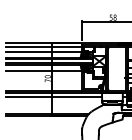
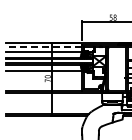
line: solid -> dashed (44, 47)
line: present -> none (54, 97)
